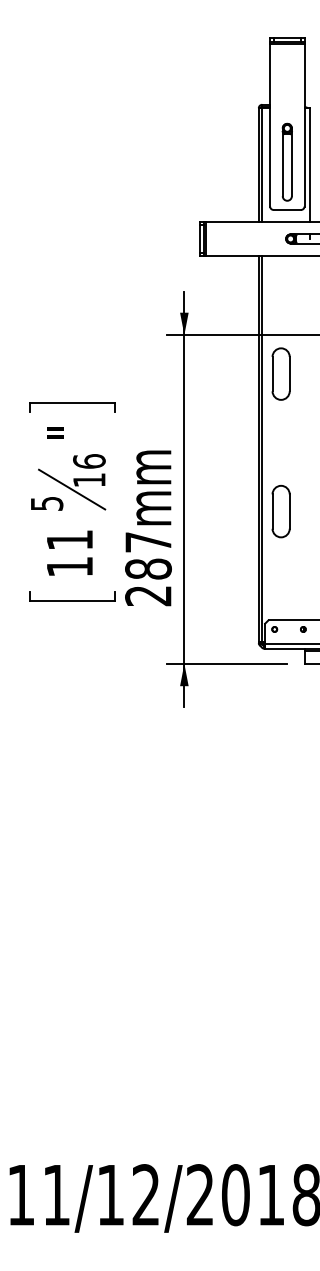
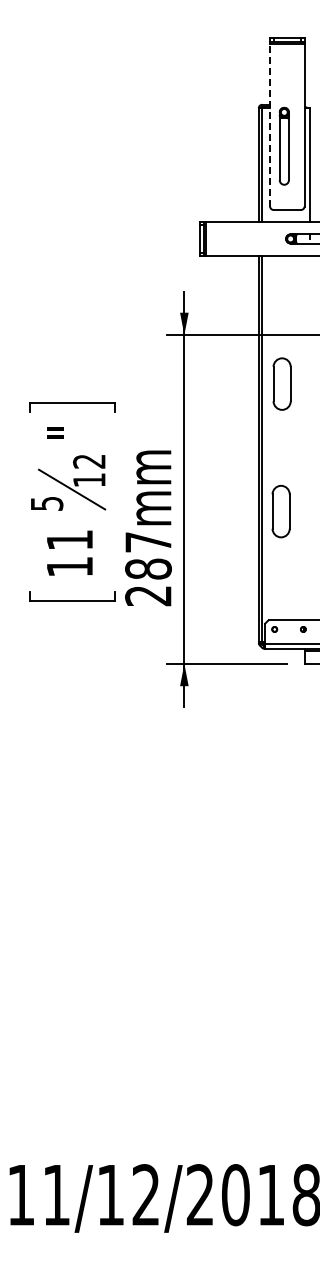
line: solid -> dashed (270, 124)
part position: (286, 161) -> (283, 145) (283, 145)
part position: (280, 373) -> (281, 383) (281, 383)
text: 16 -> 12 (89, 461)
